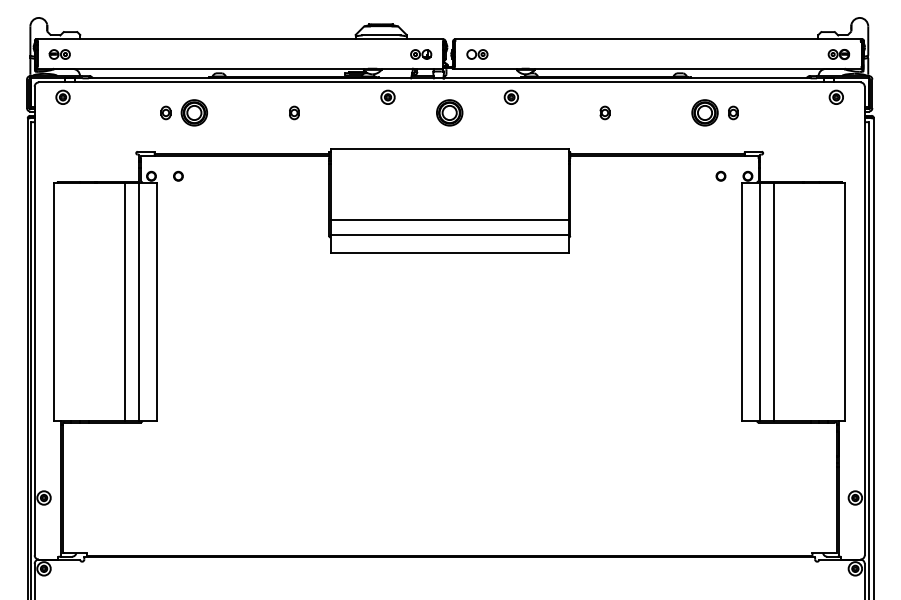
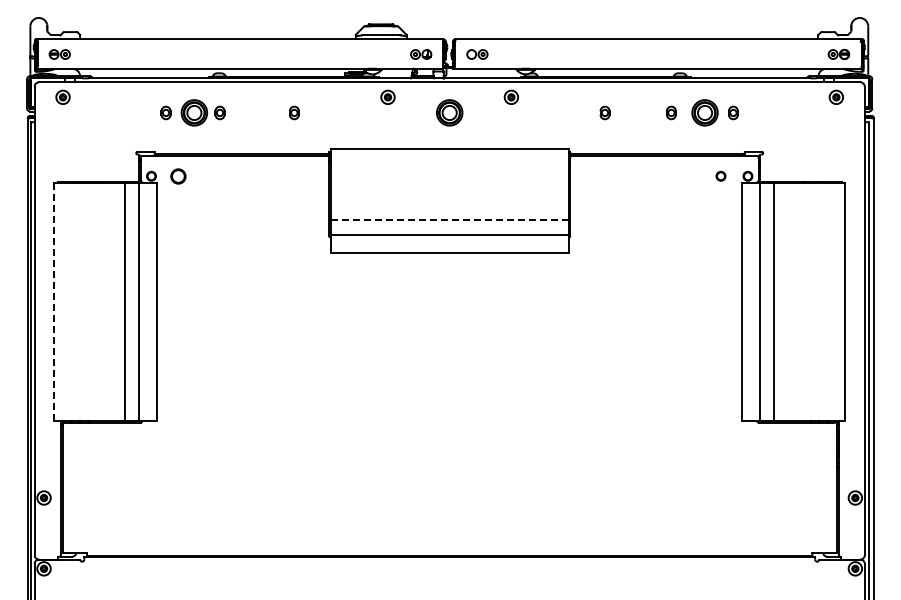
part: none -> present (219, 112)
part: none -> present (671, 112)
part size: 11x12 px -> 17x17 px (178, 176)
line: solid -> dashed (450, 220)
line: solid -> dashed (54, 302)
